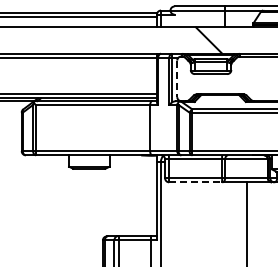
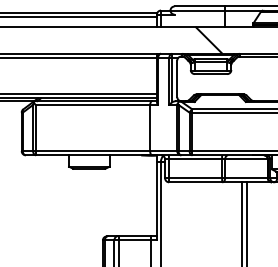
line: dashed -> solid (177, 79)
line: dashed -> solid (195, 182)
line: none -> present (241, 222)
